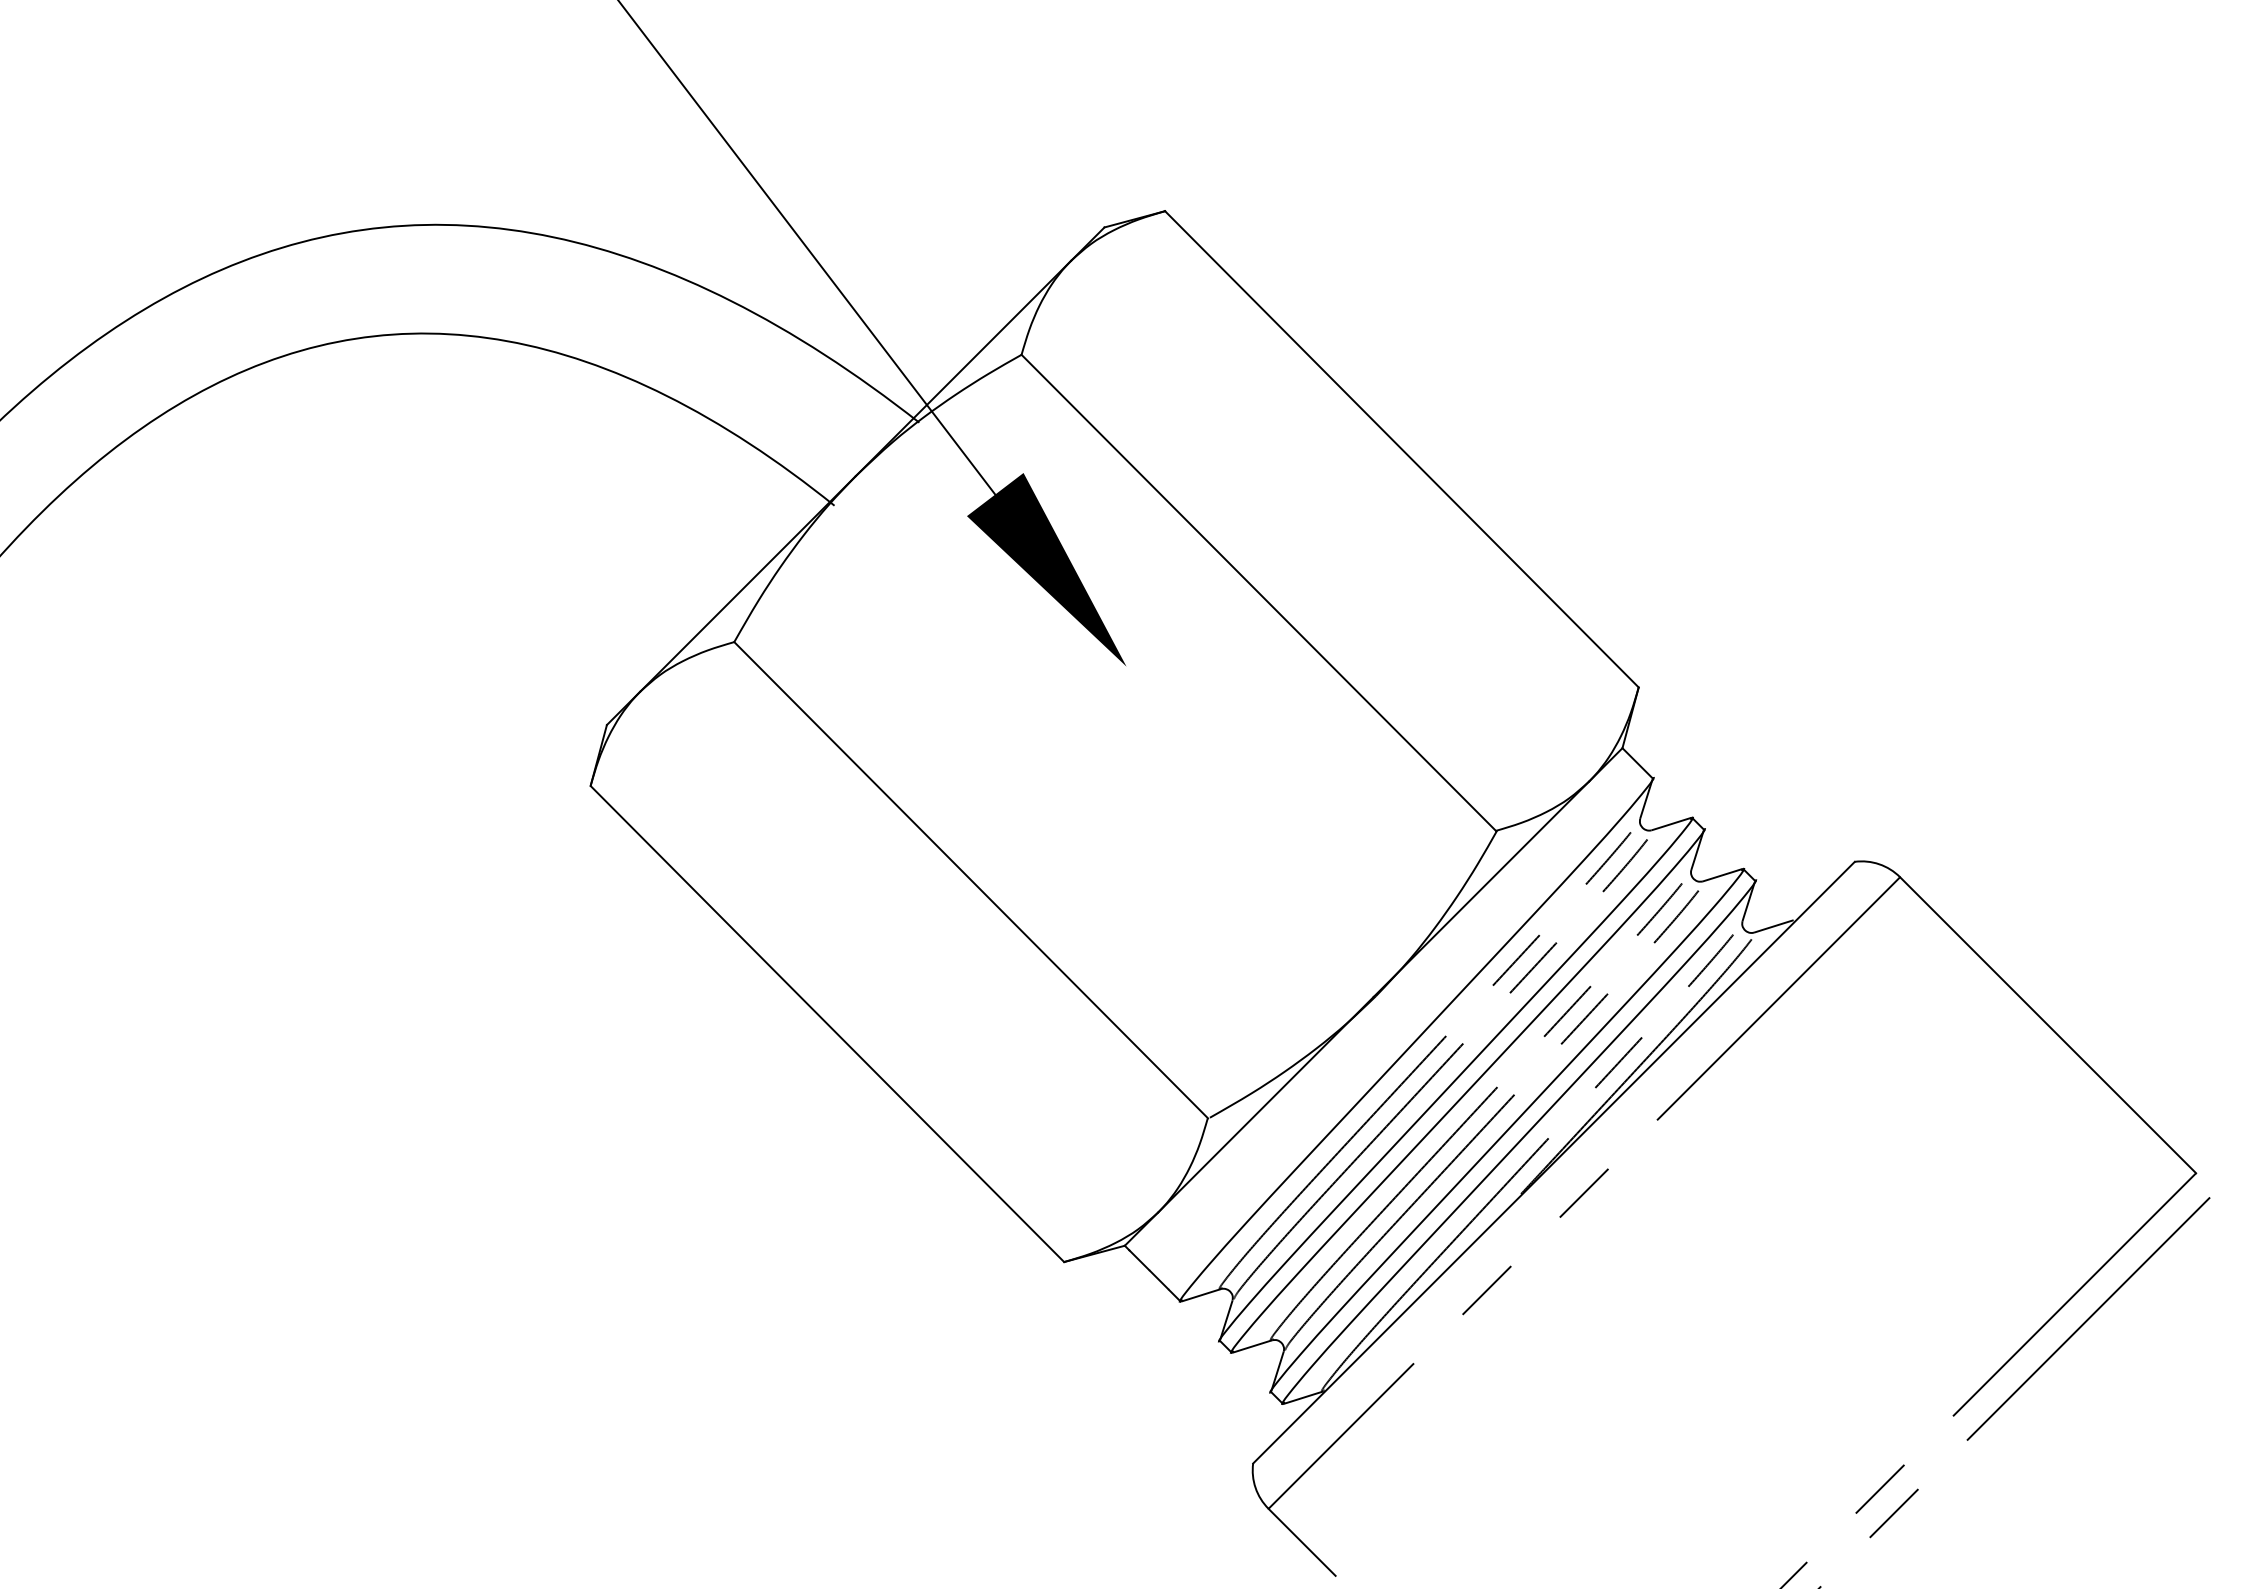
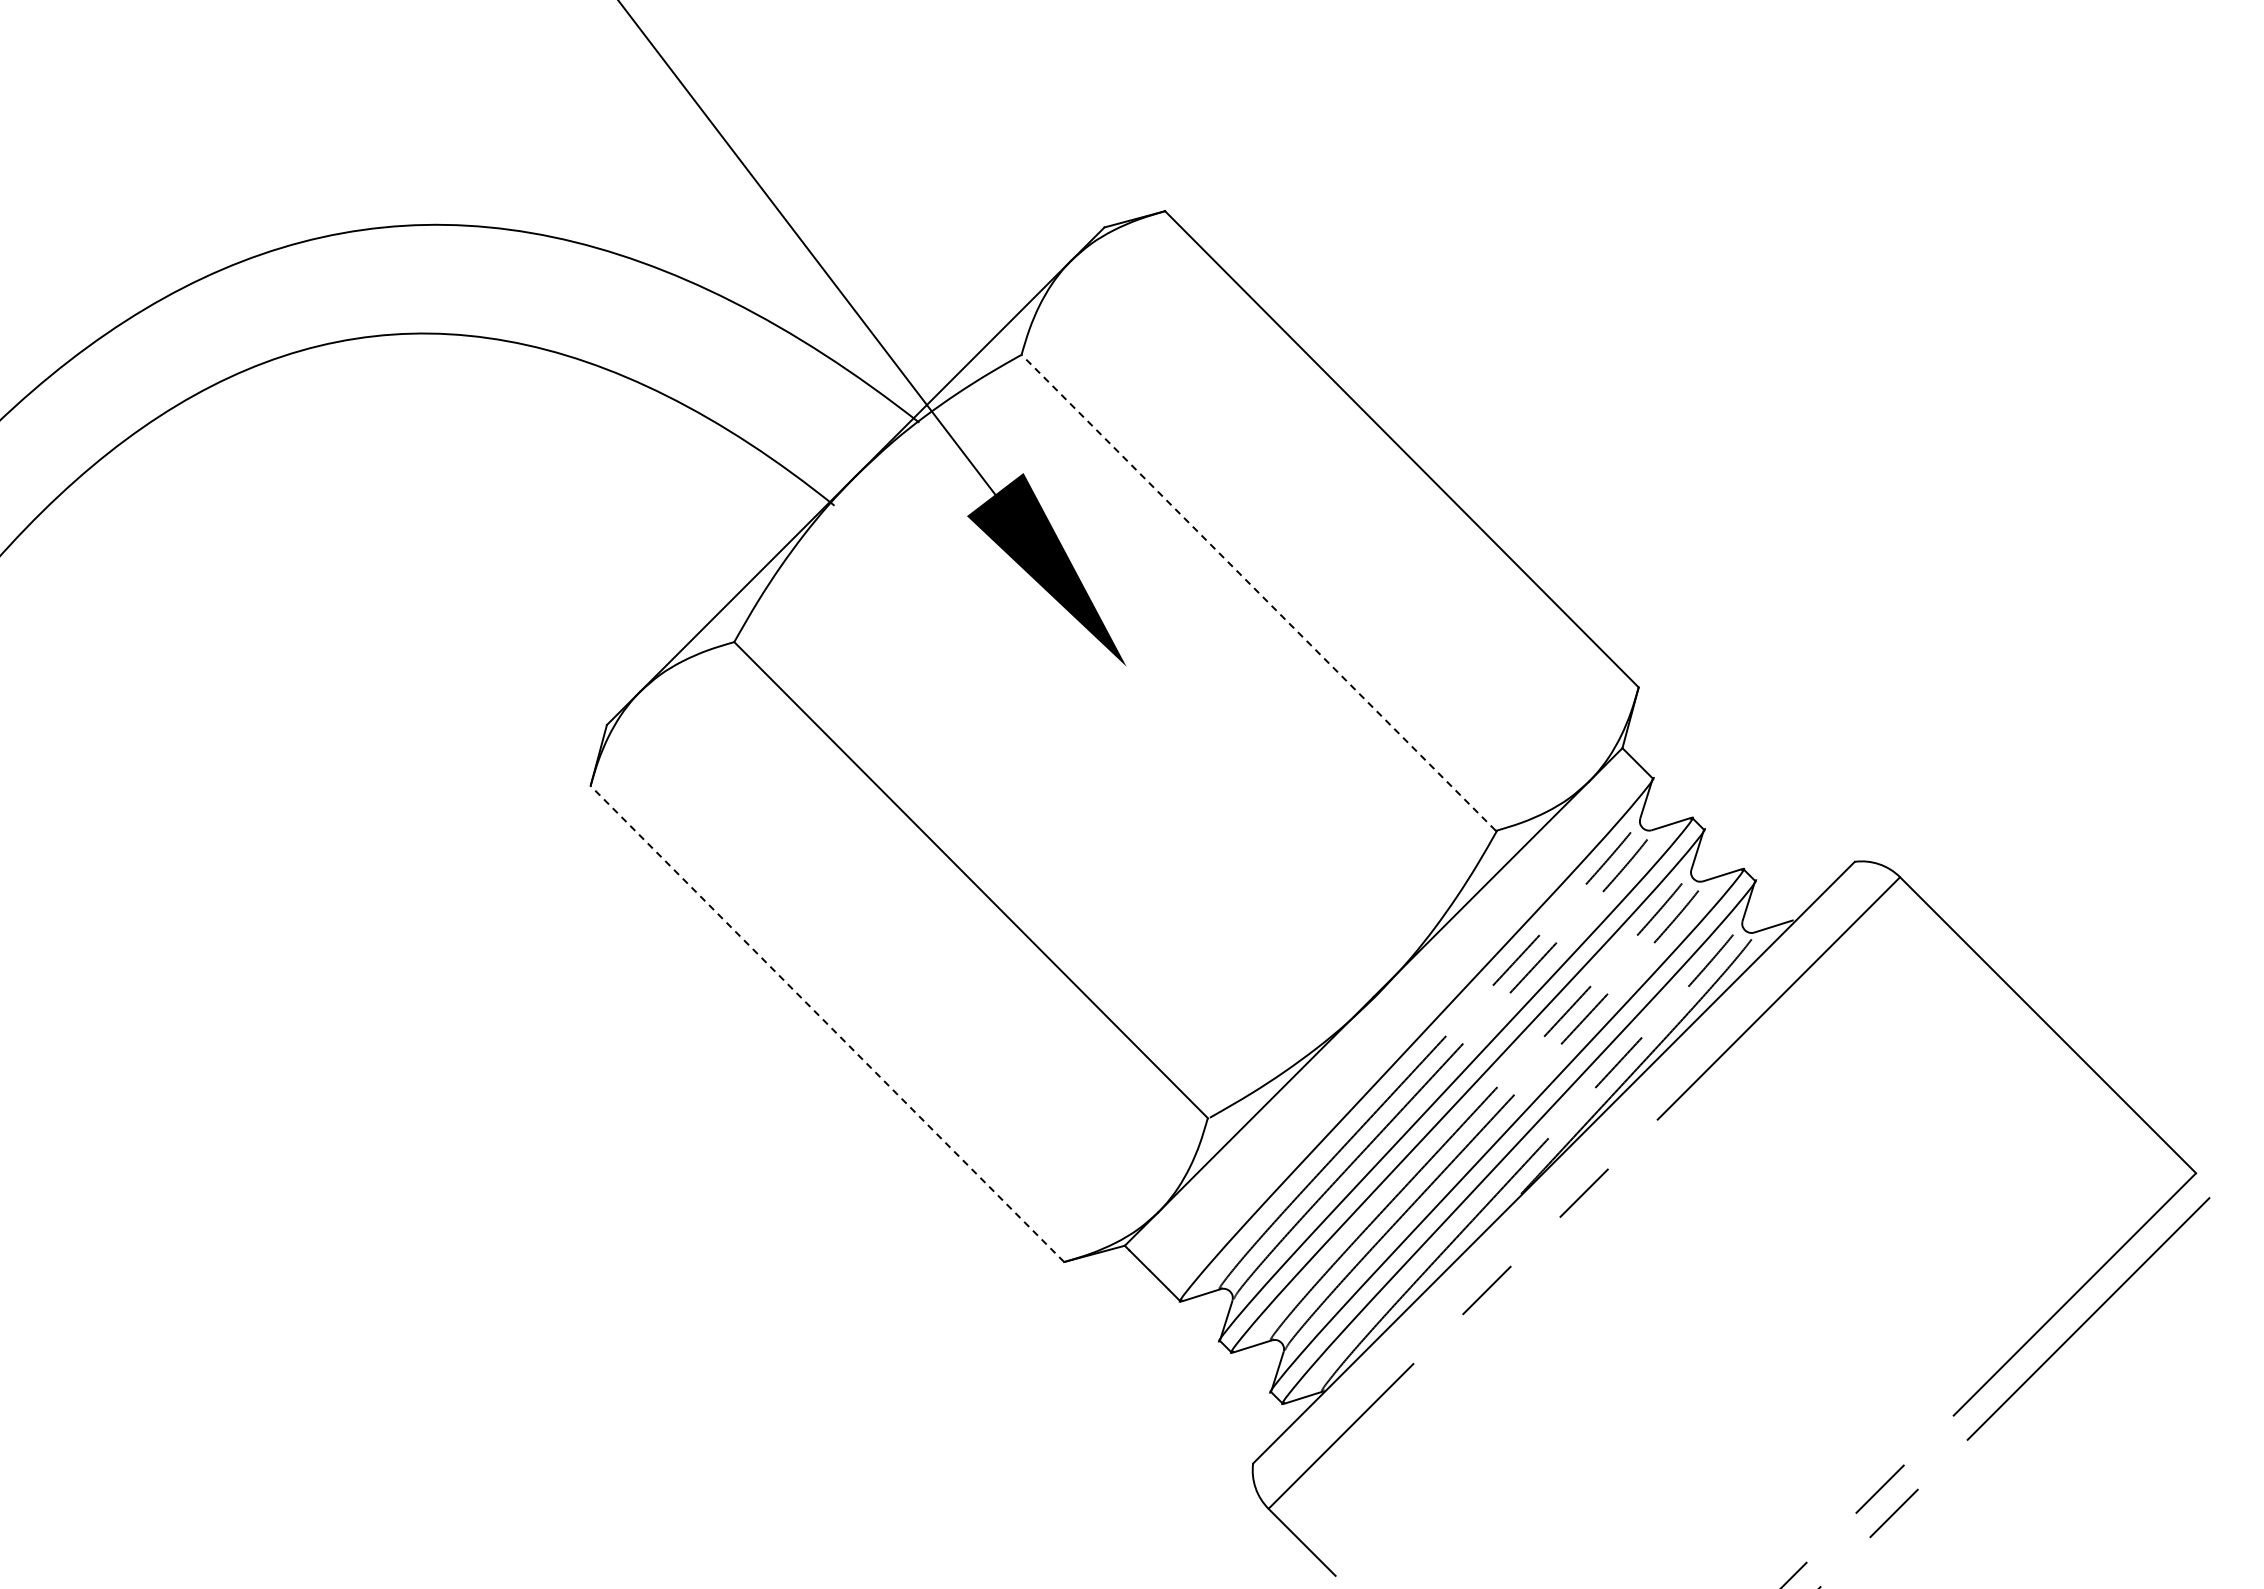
line: solid -> dashed (1258, 592)
line: solid -> dashed (827, 1024)
